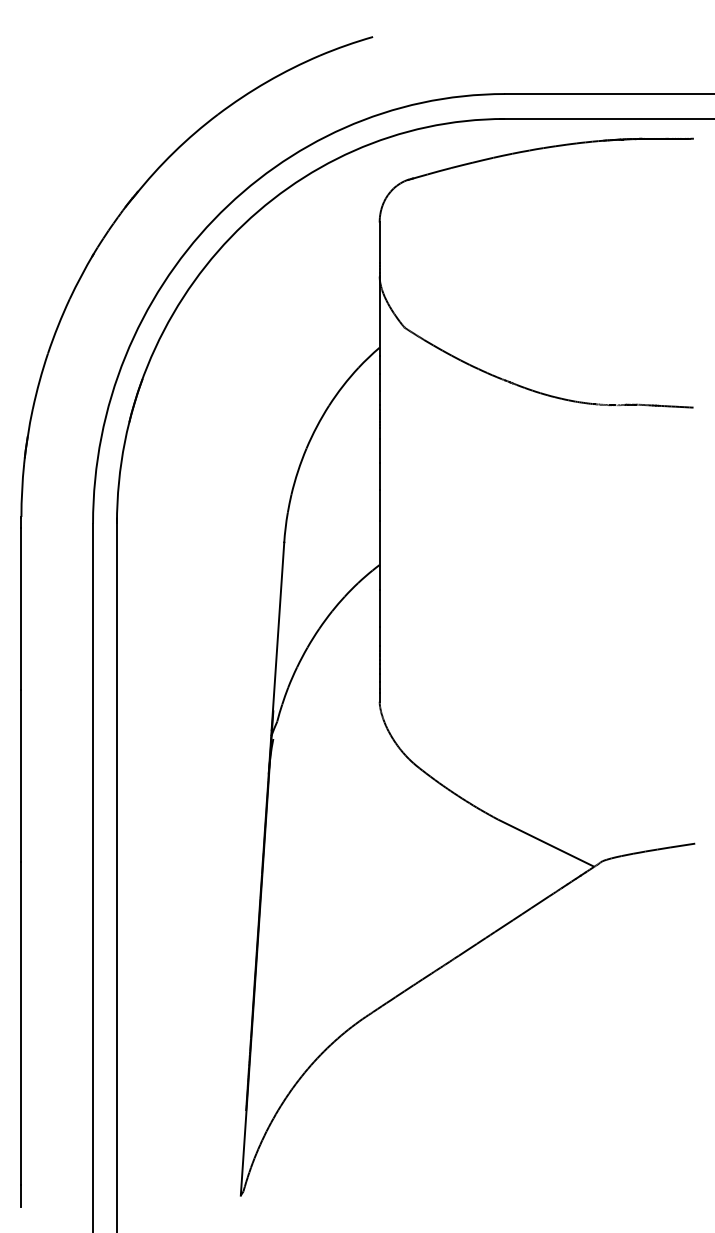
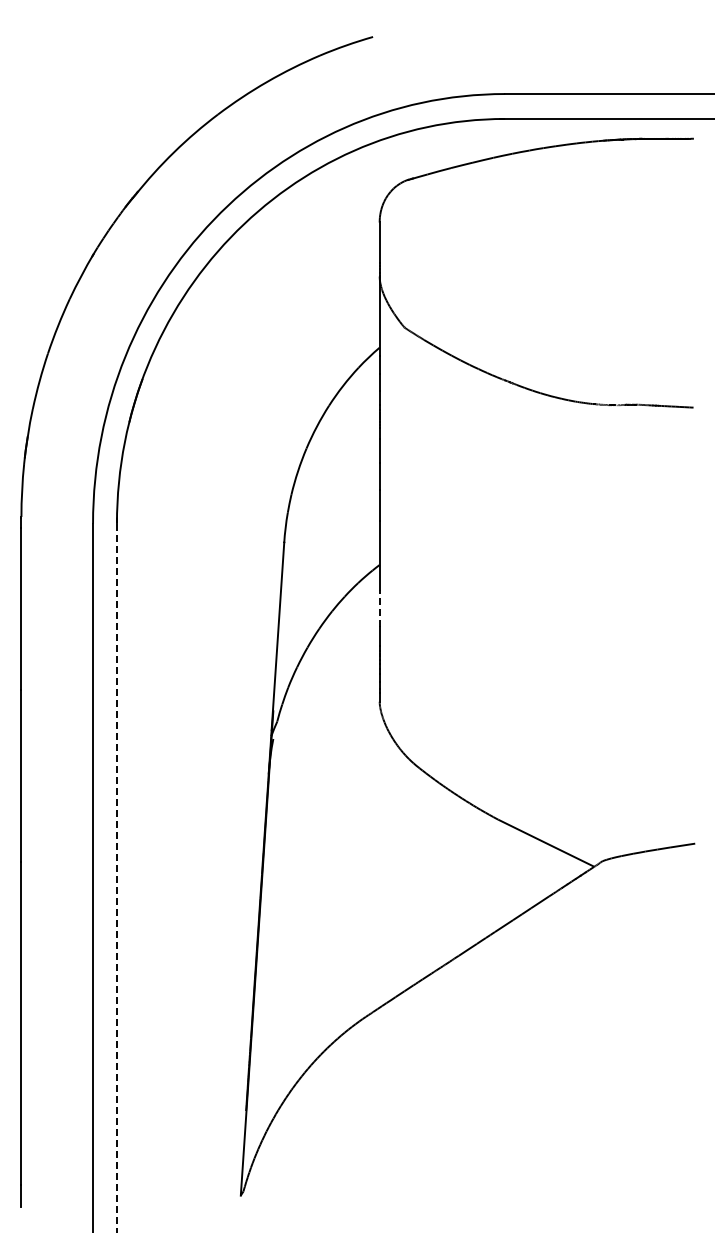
line: solid -> dashed (379, 608)
line: solid -> dashed (116, 878)
